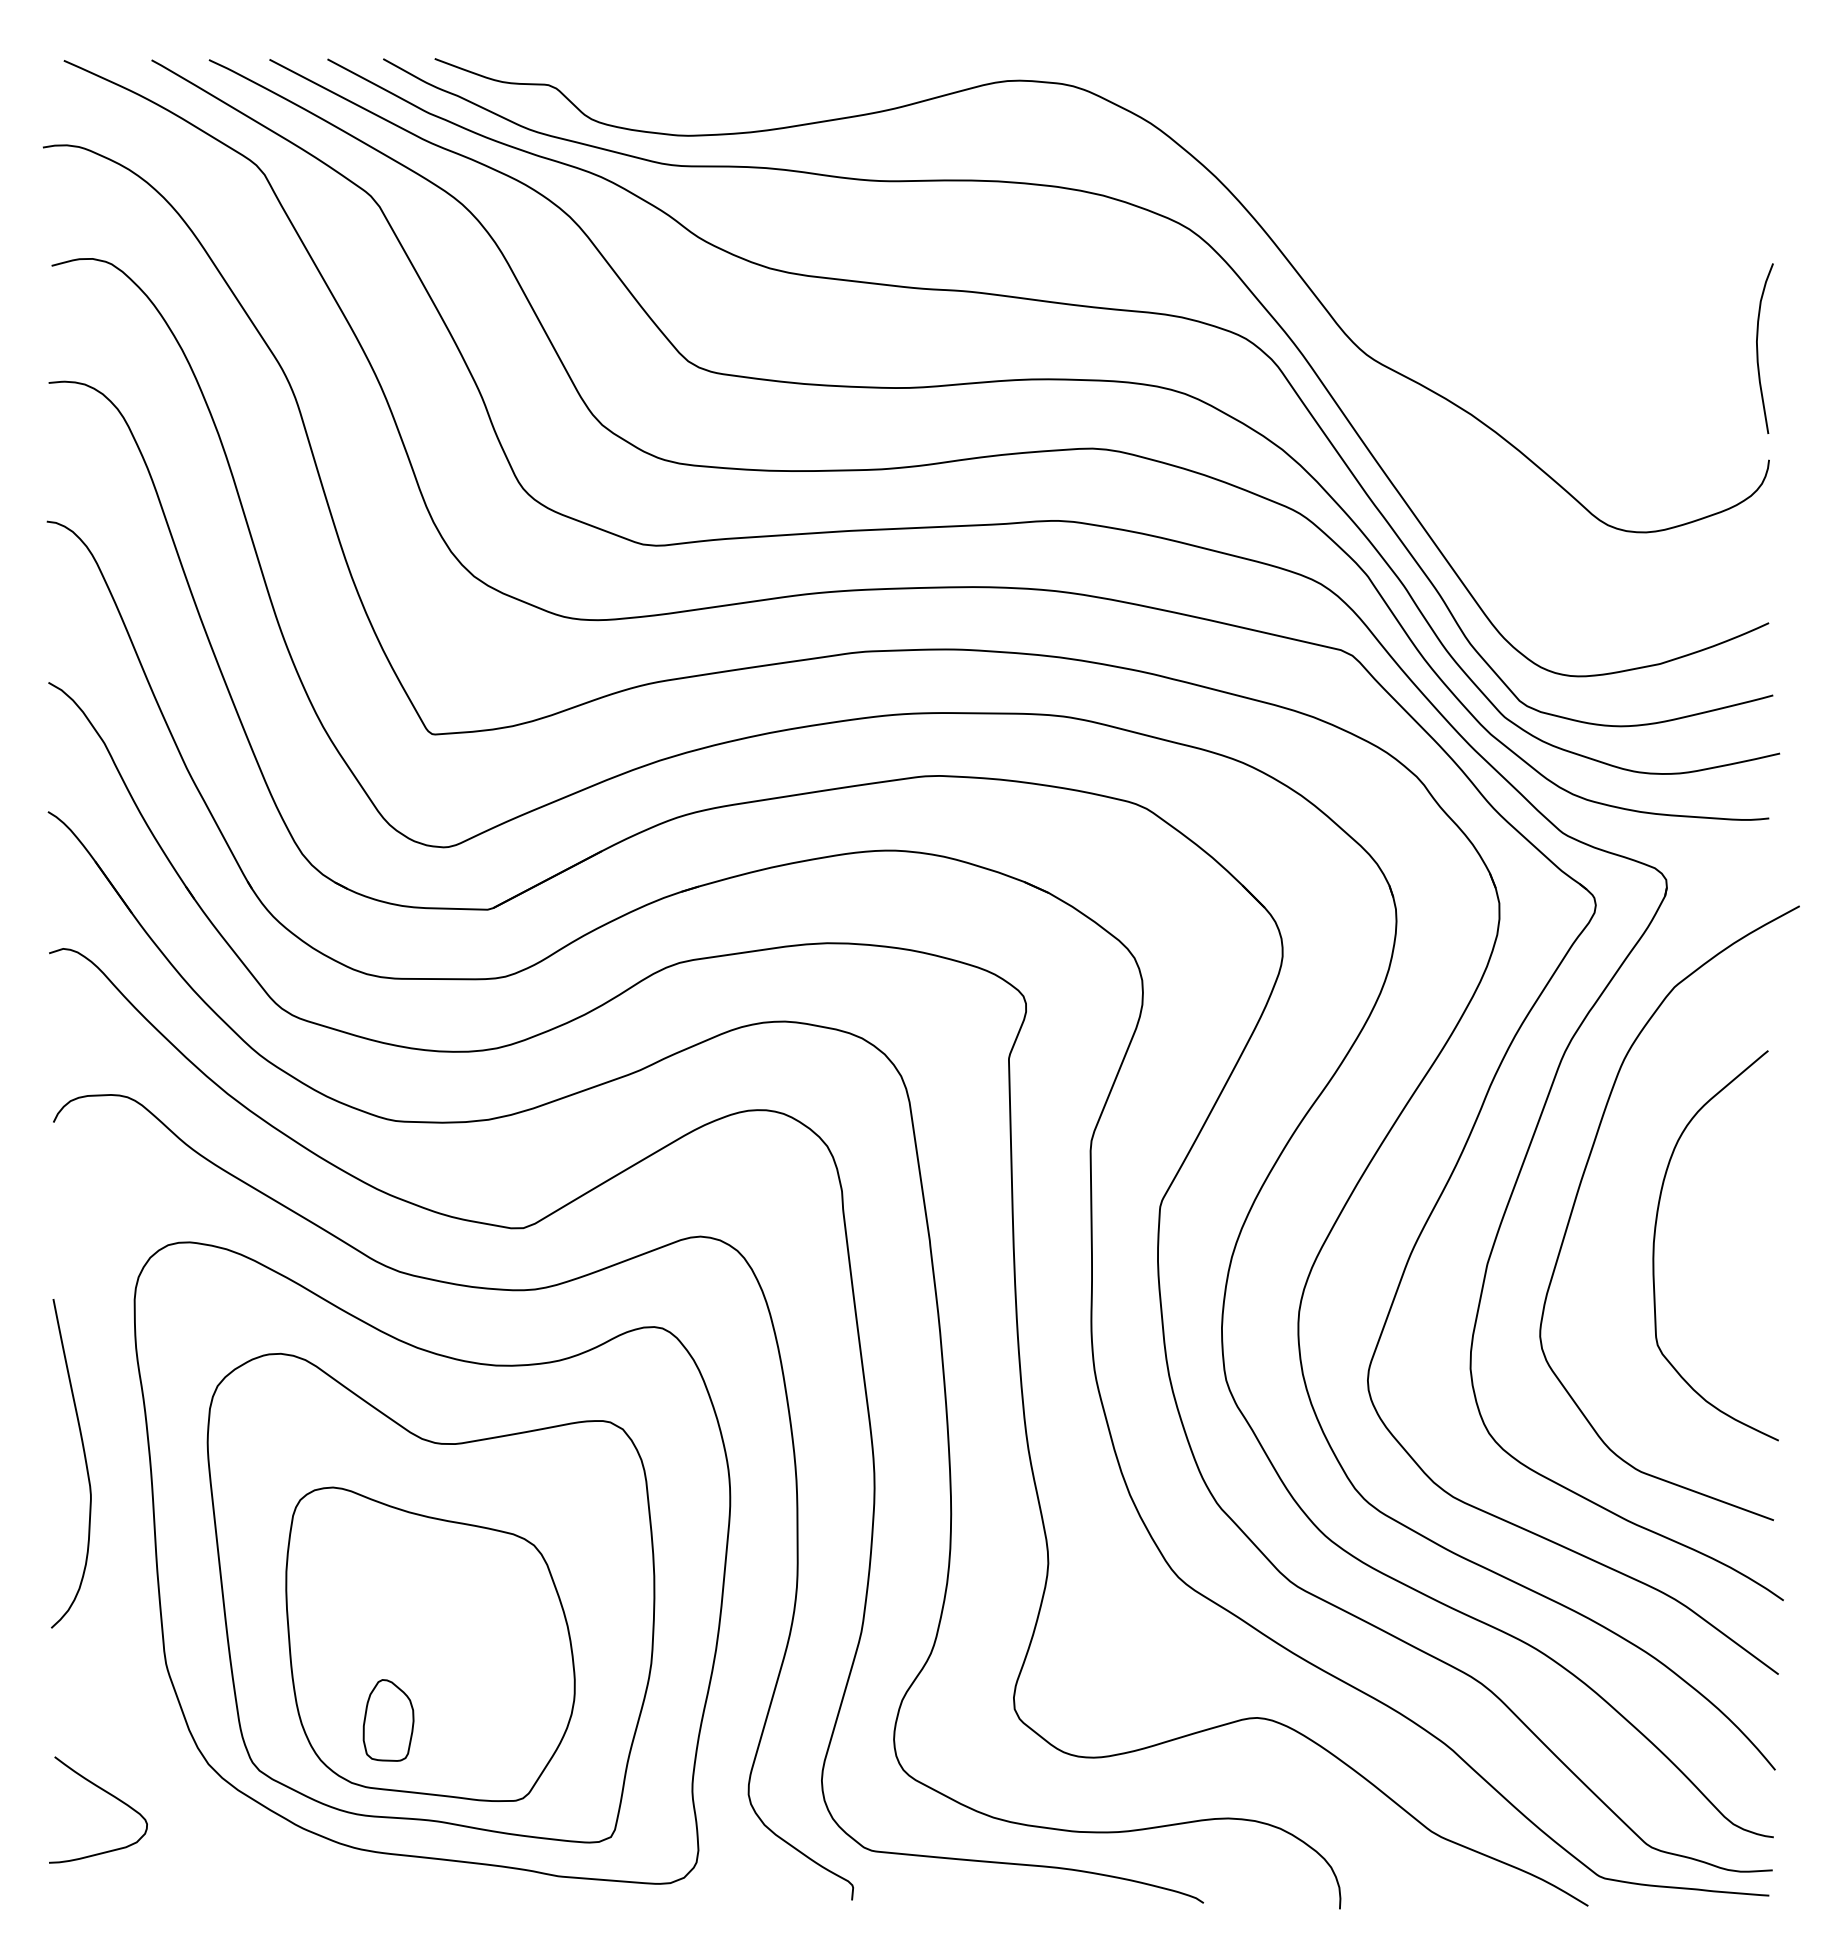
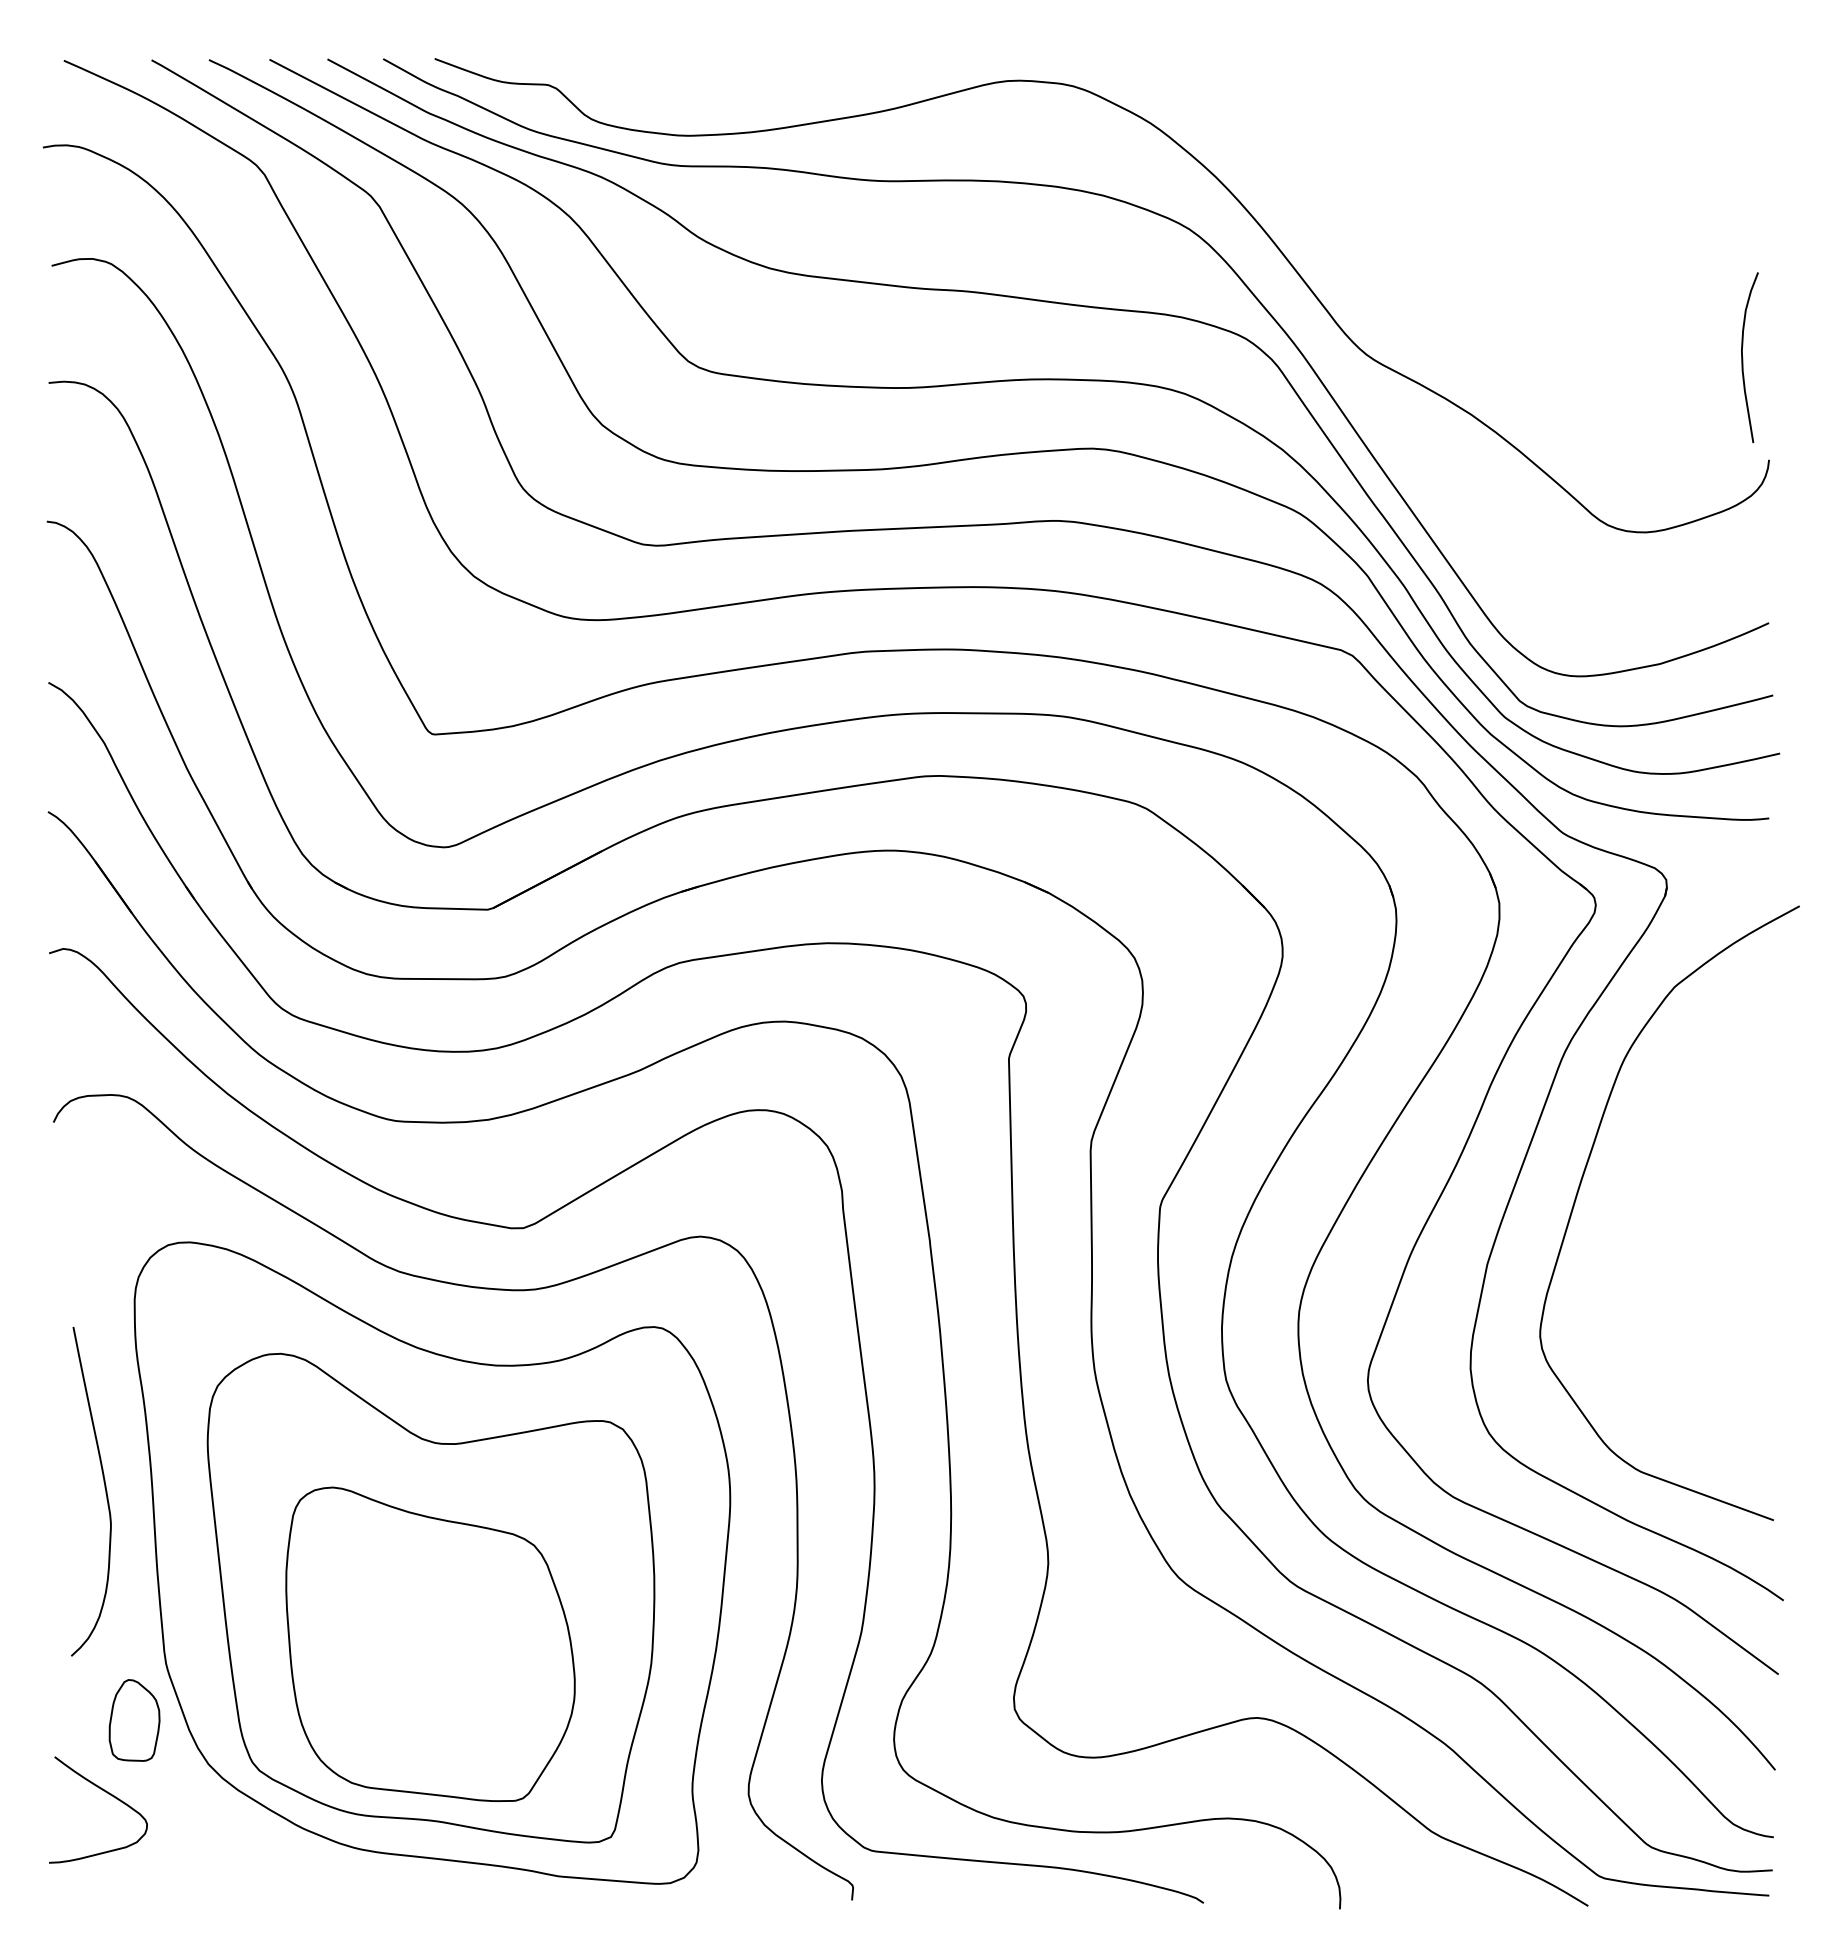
curve position: (1758, 349) -> (1743, 358) (1743, 358)
curve: present -> none (1655, 1239)
curve position: (84, 1460) -> (104, 1488) (104, 1488)
part position: (388, 1720) -> (134, 1720) (134, 1720)
